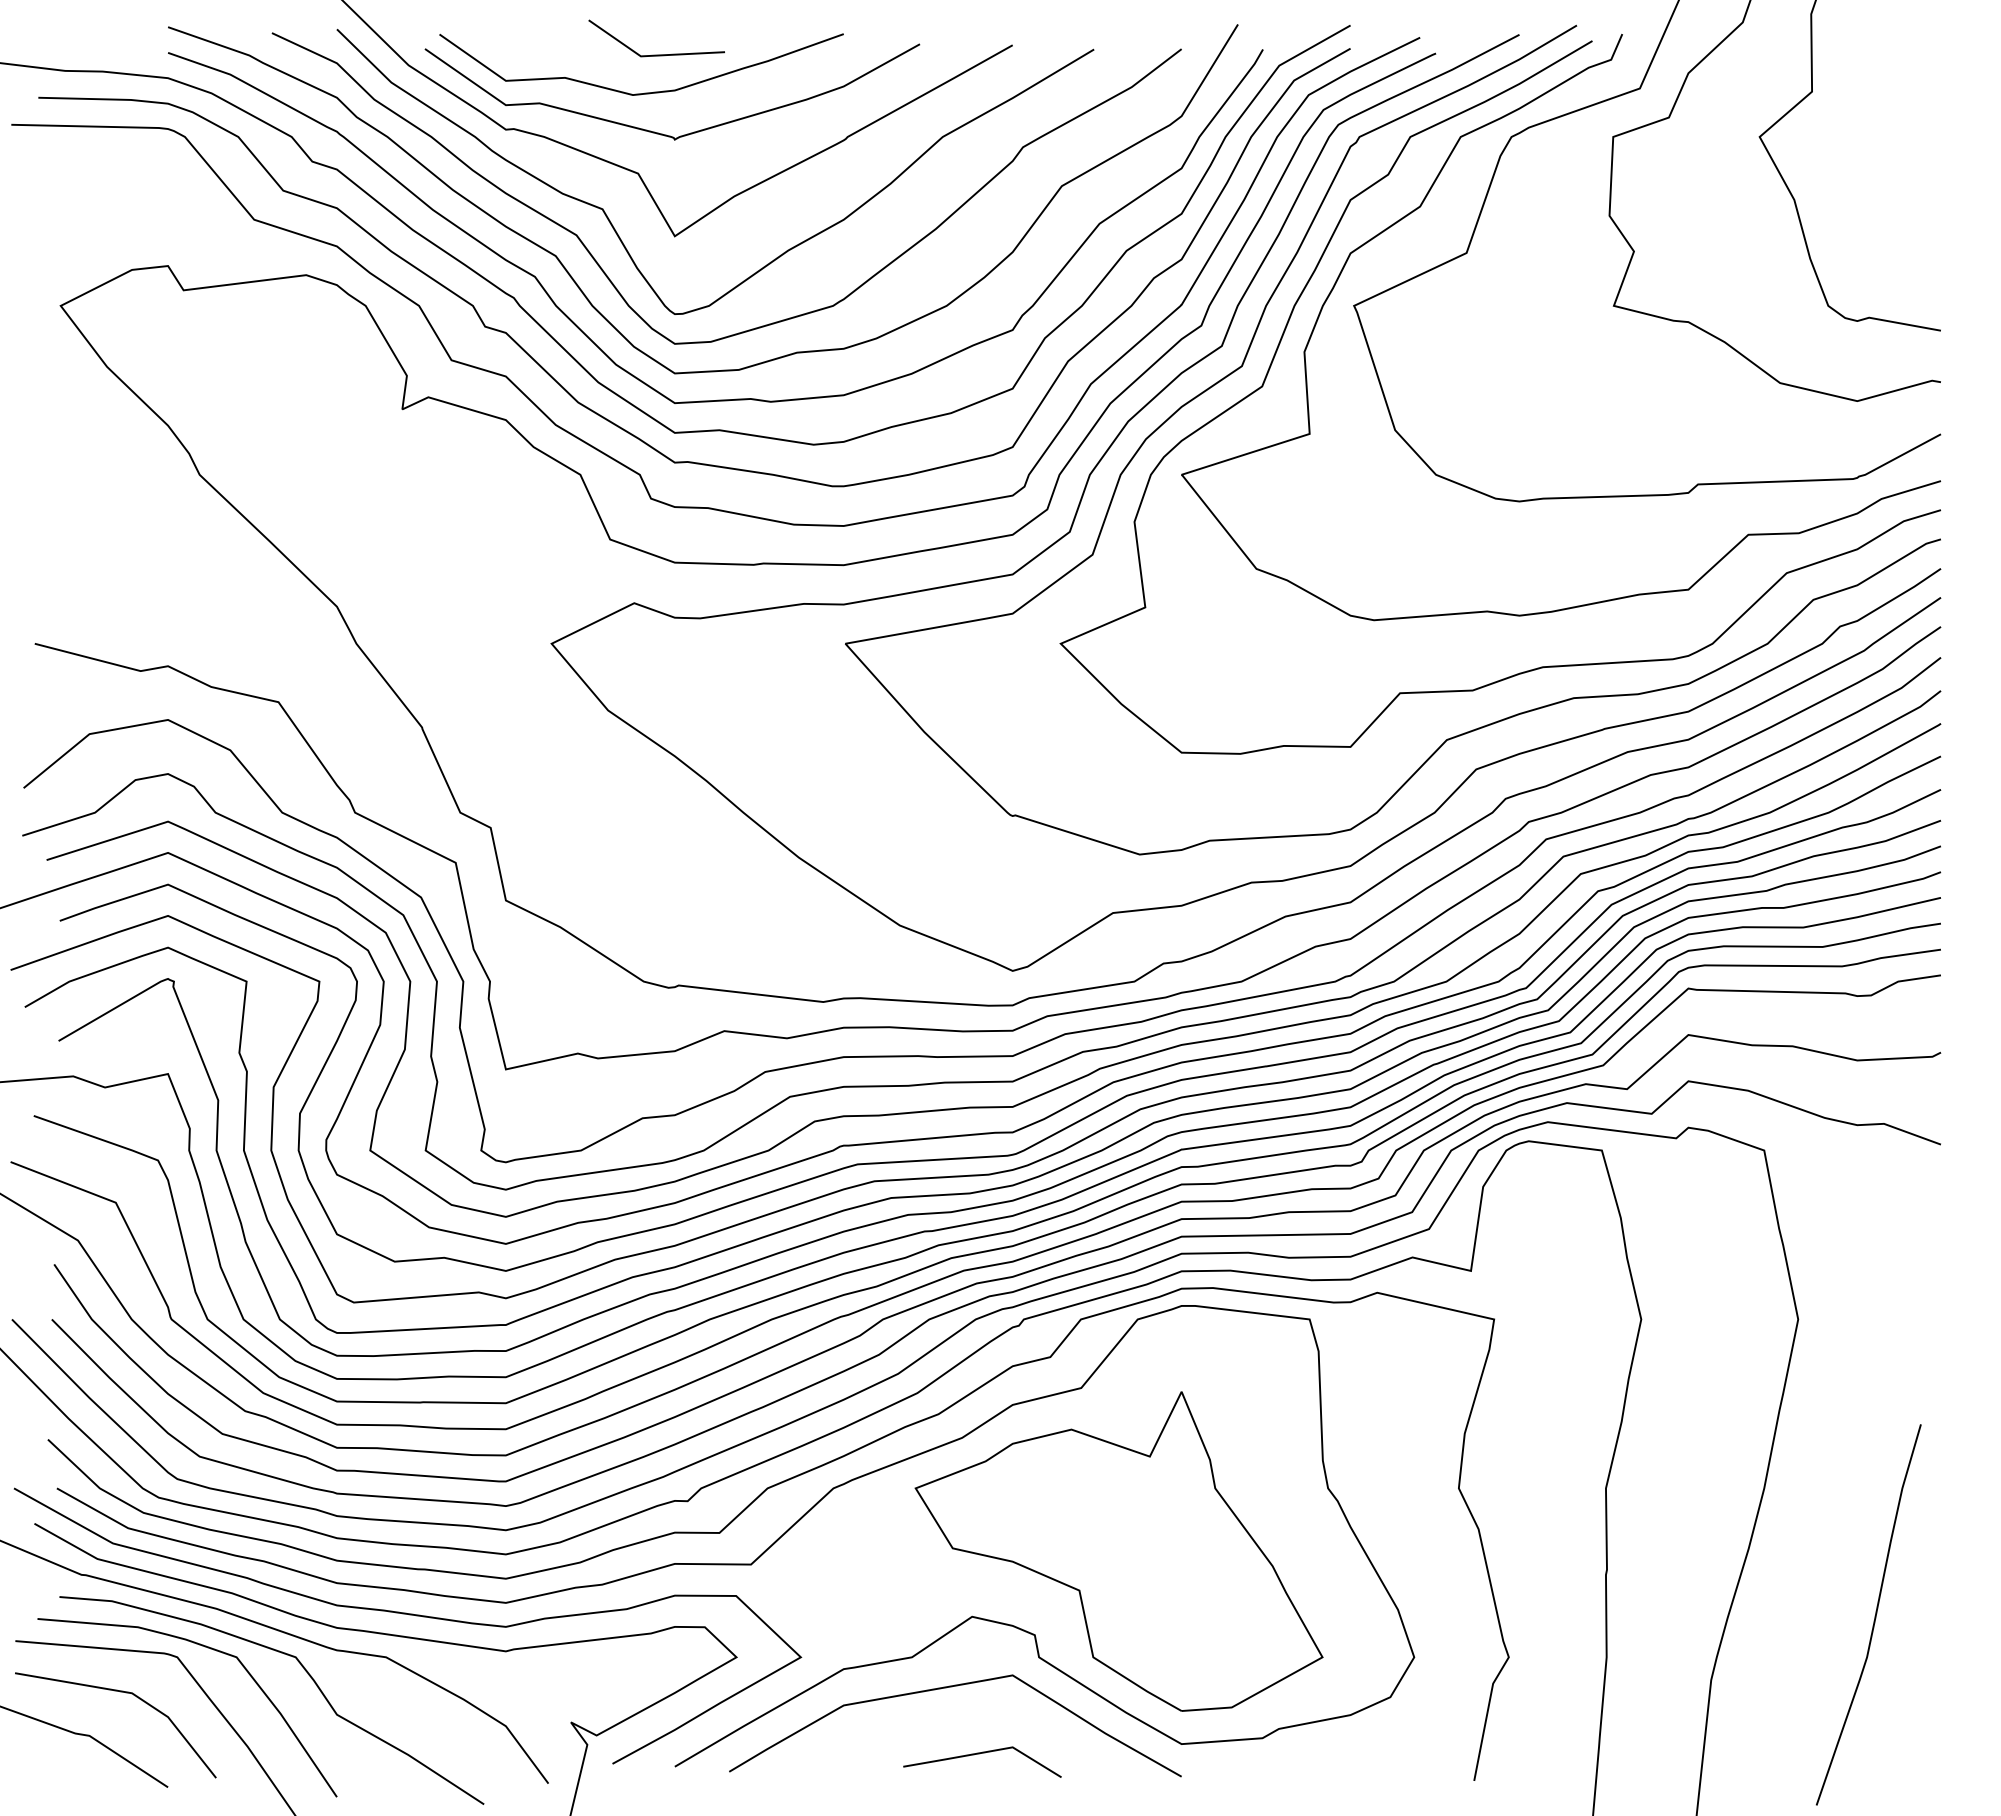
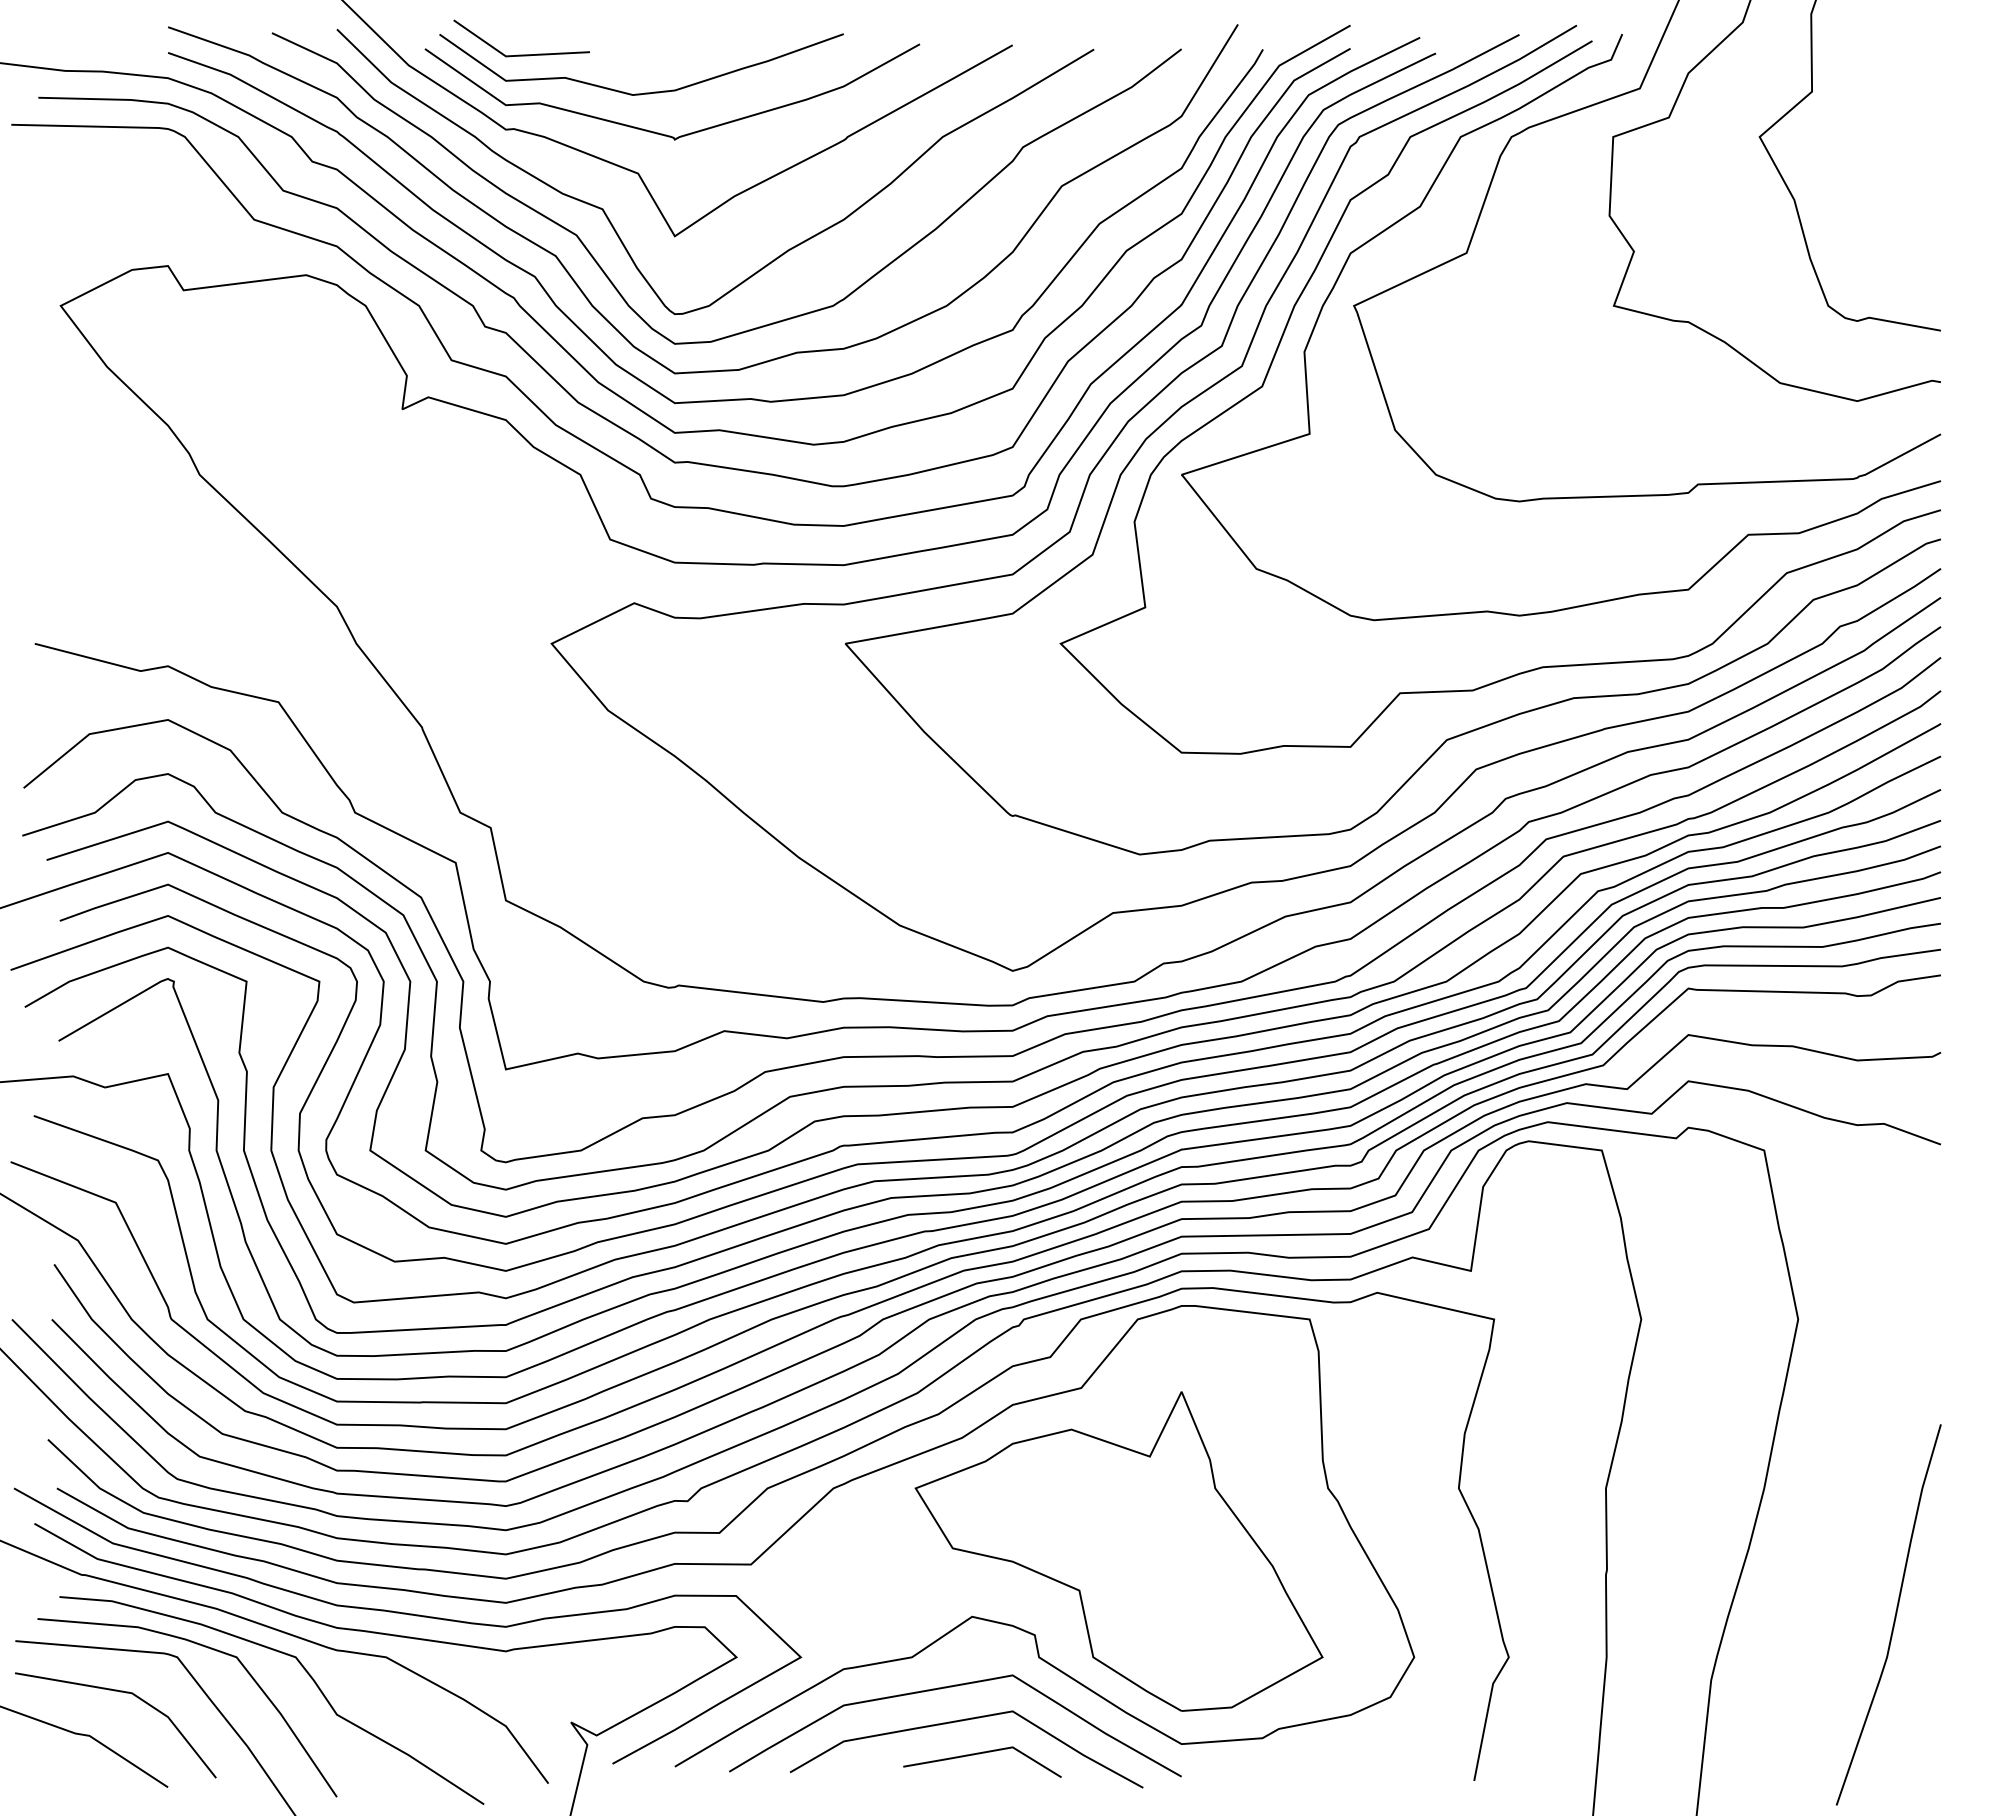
line position: (656, 54) -> (521, 54) (521, 54)
curve position: (1874, 1616) -> (1894, 1616) (1894, 1616)
curve: none -> present (962, 1721)
